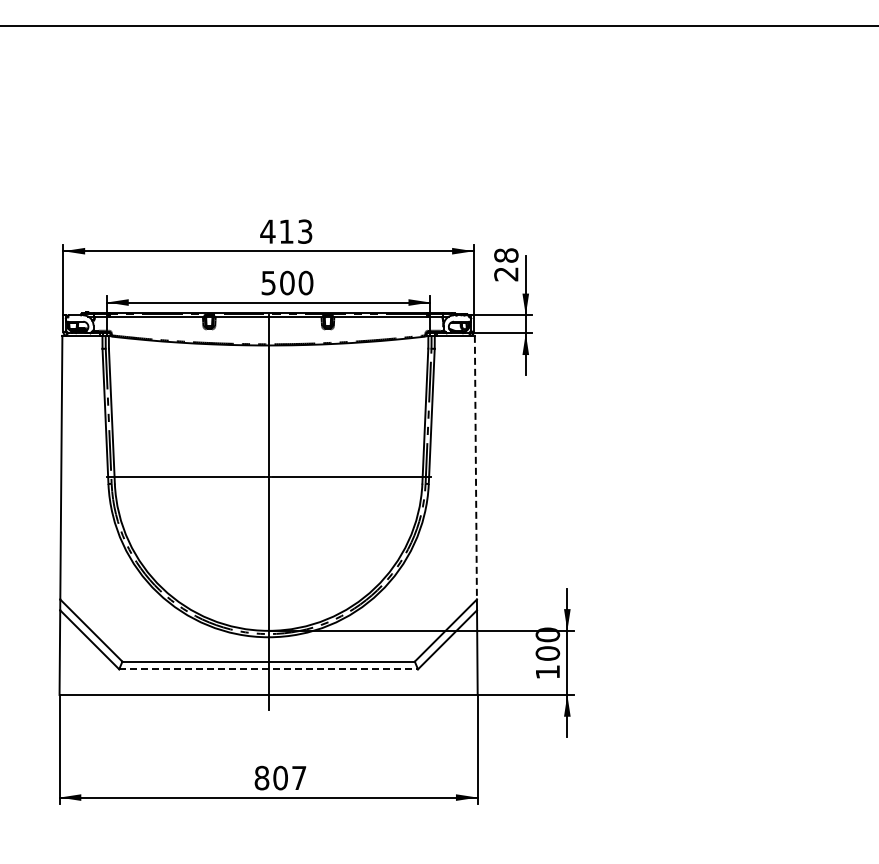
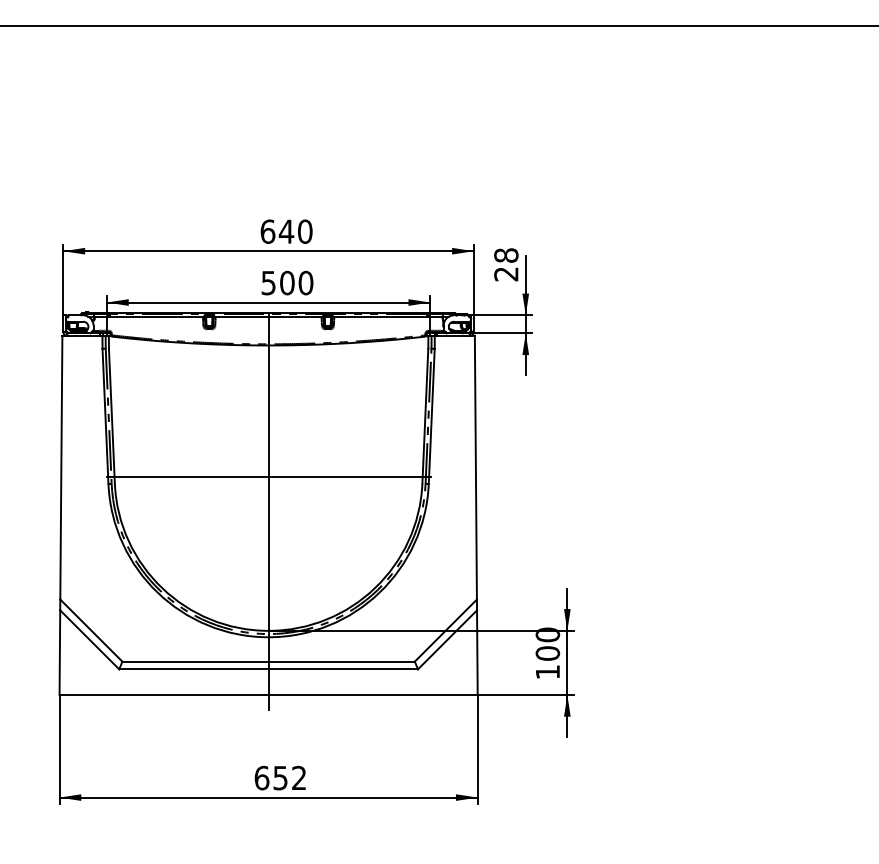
text: 413 -> 640 (286, 231)
line: dashed -> solid (475, 467)
line: dashed -> solid (269, 669)
text: 807 -> 652 (280, 777)
